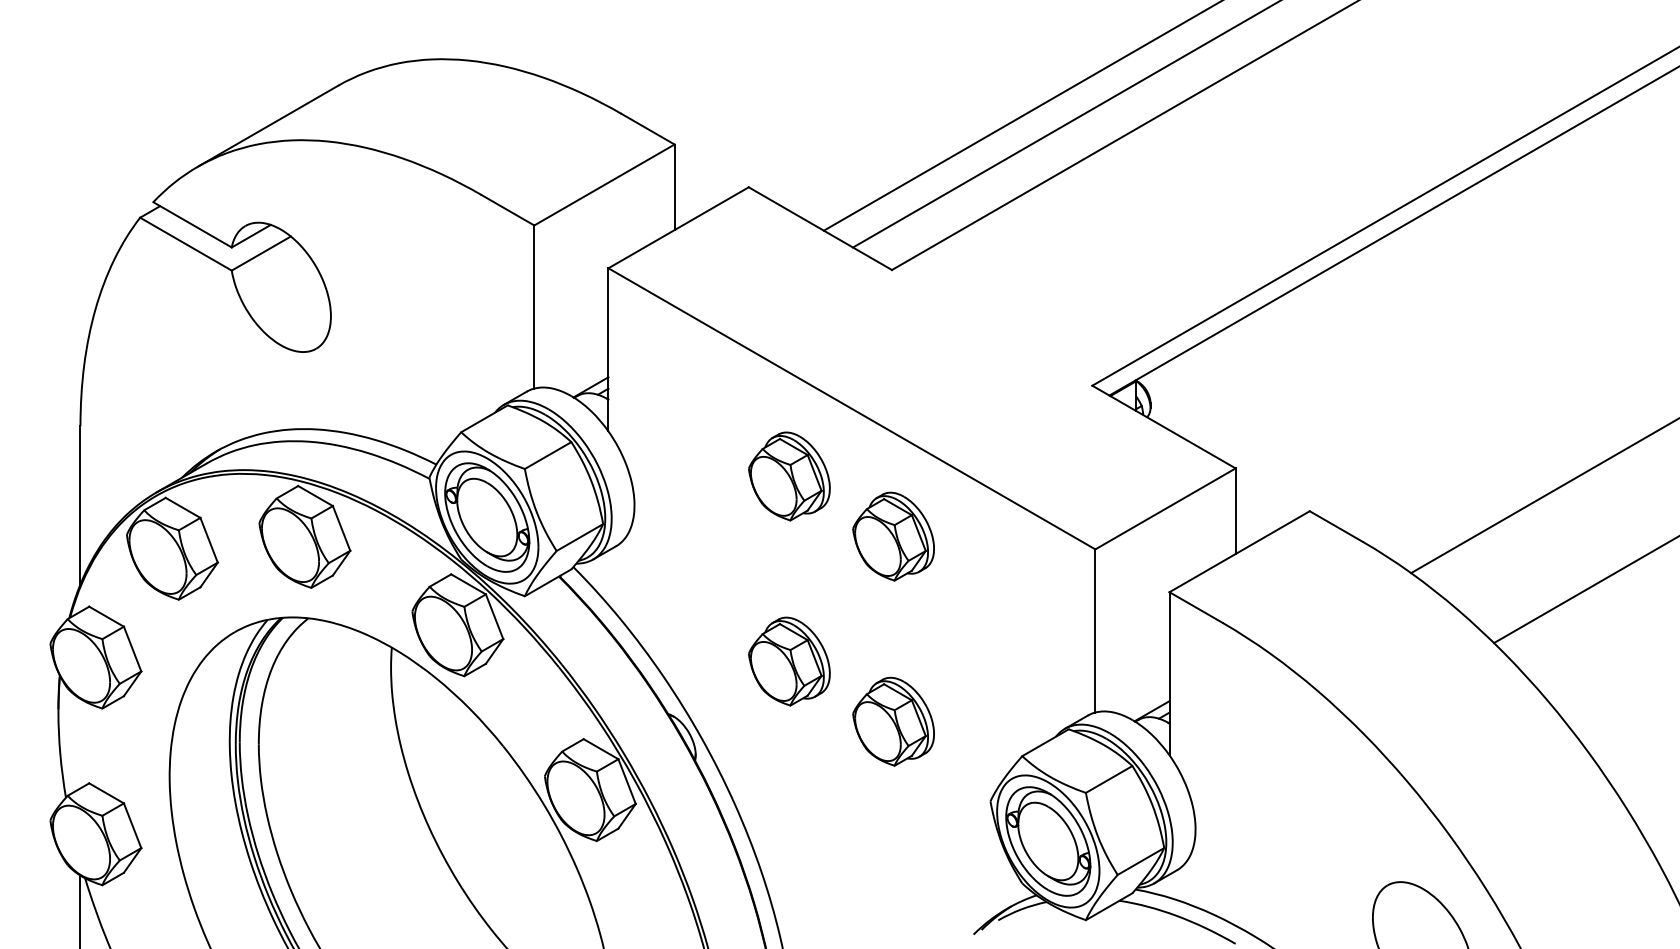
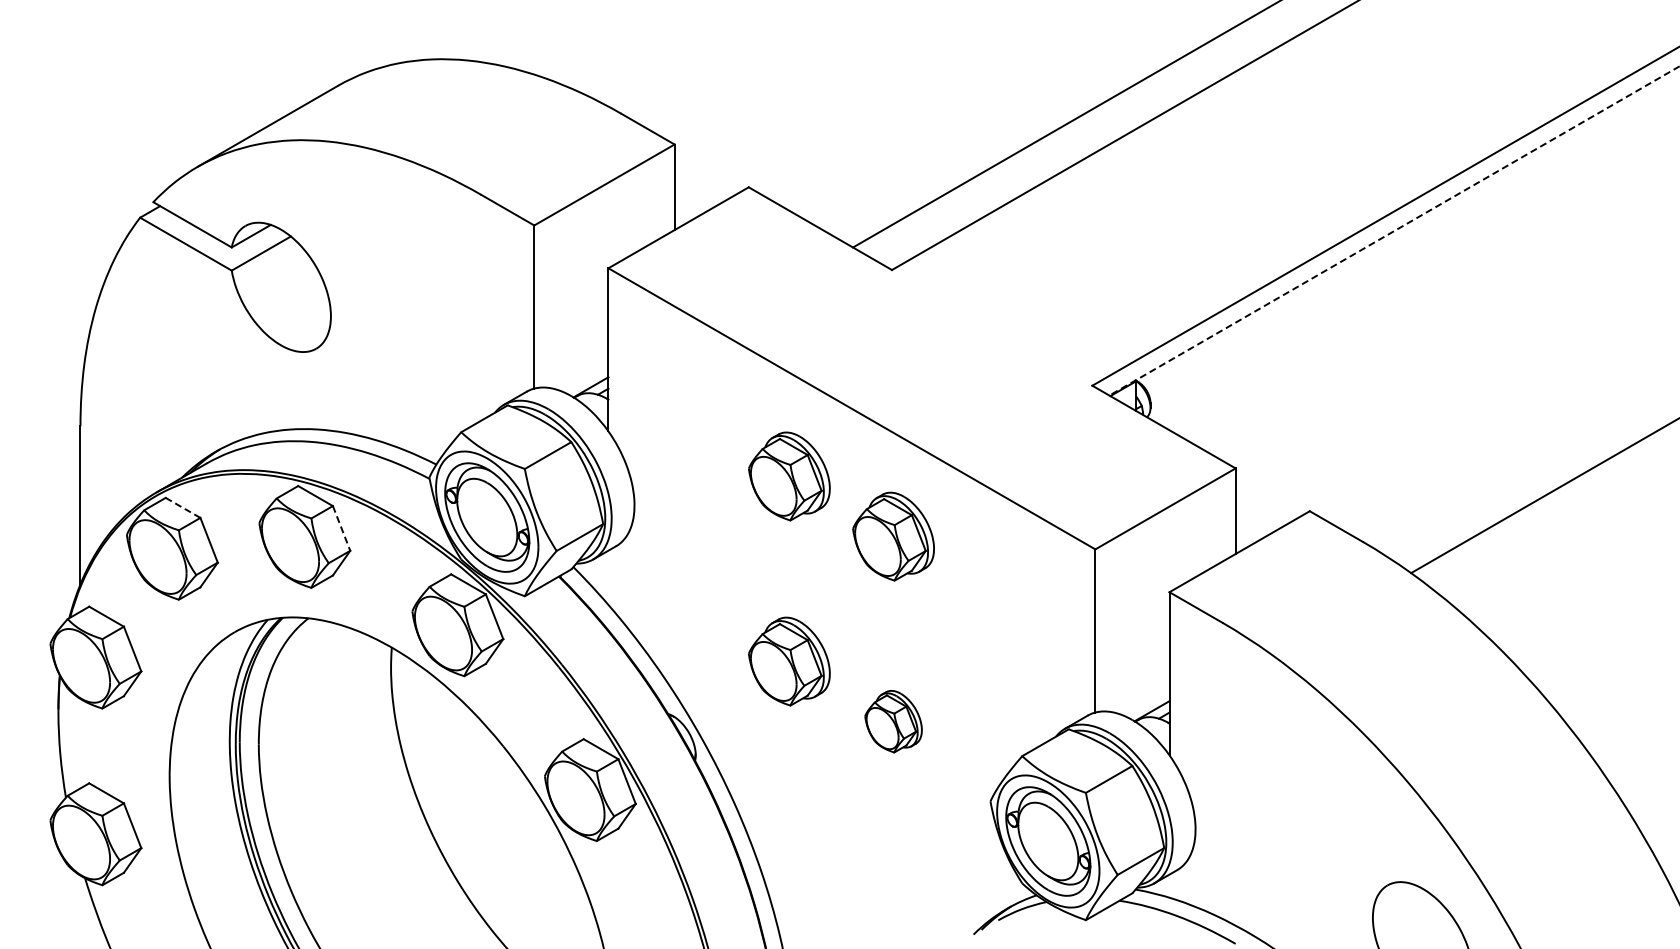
line: present -> none (1021, 116)
line: solid -> dashed (1394, 231)
line: solid -> dashed (183, 508)
line: solid -> dashed (341, 528)
line: present -> none (1585, 590)
part size: 83x91 px -> 59x64 px (893, 721)
line: present -> none (80, 910)
